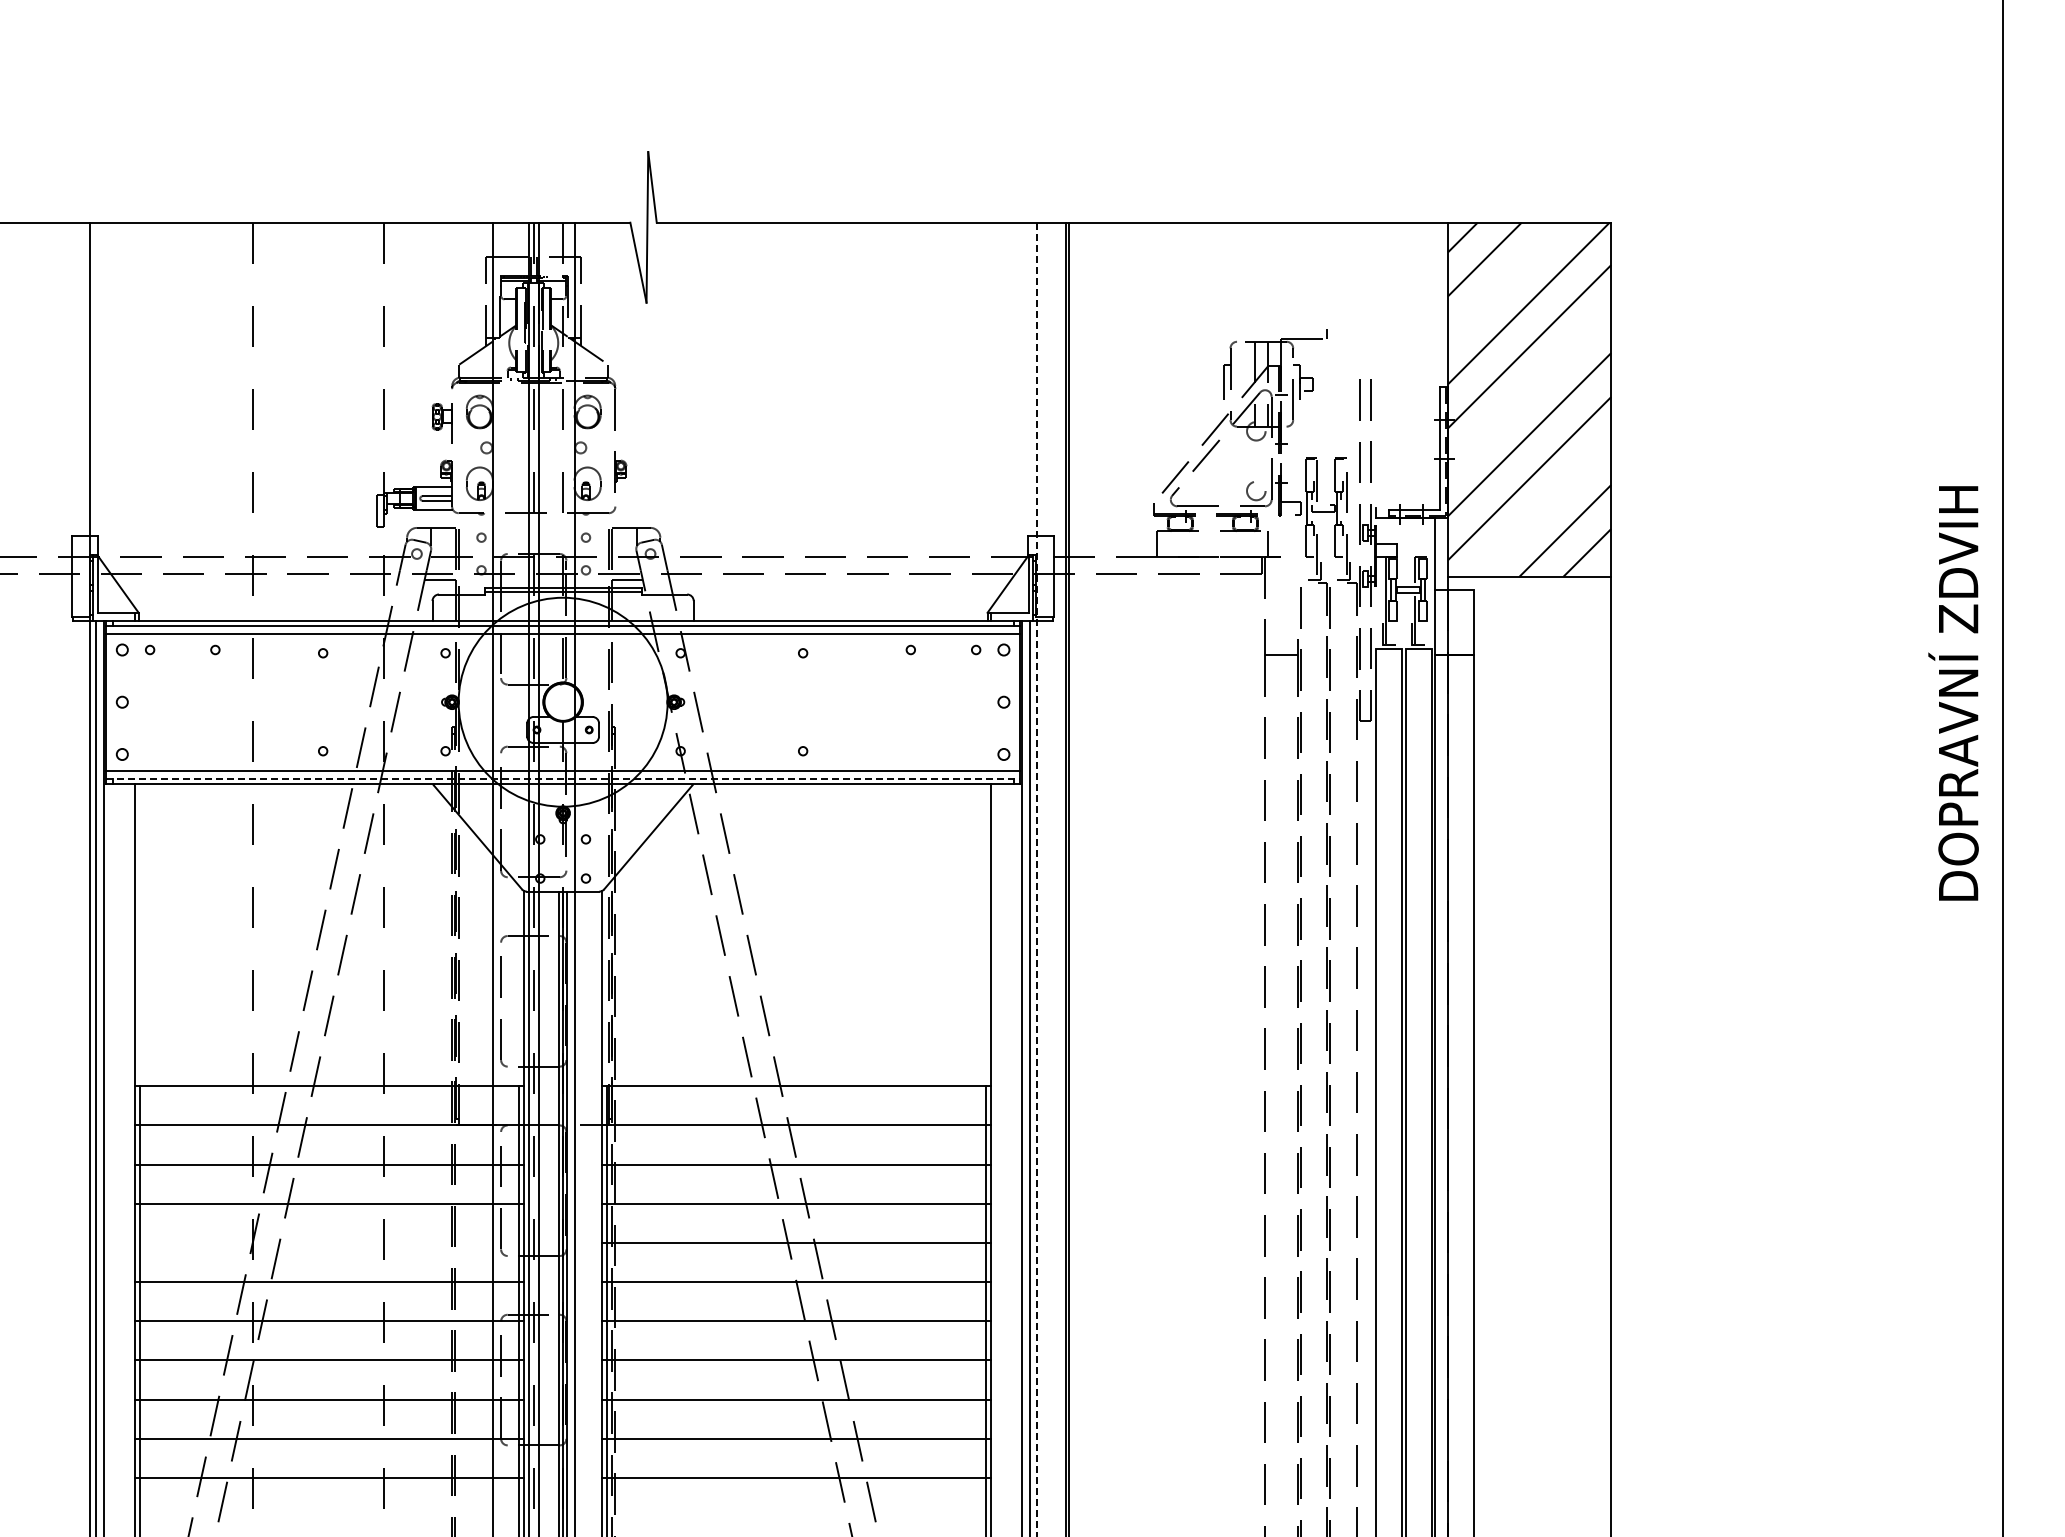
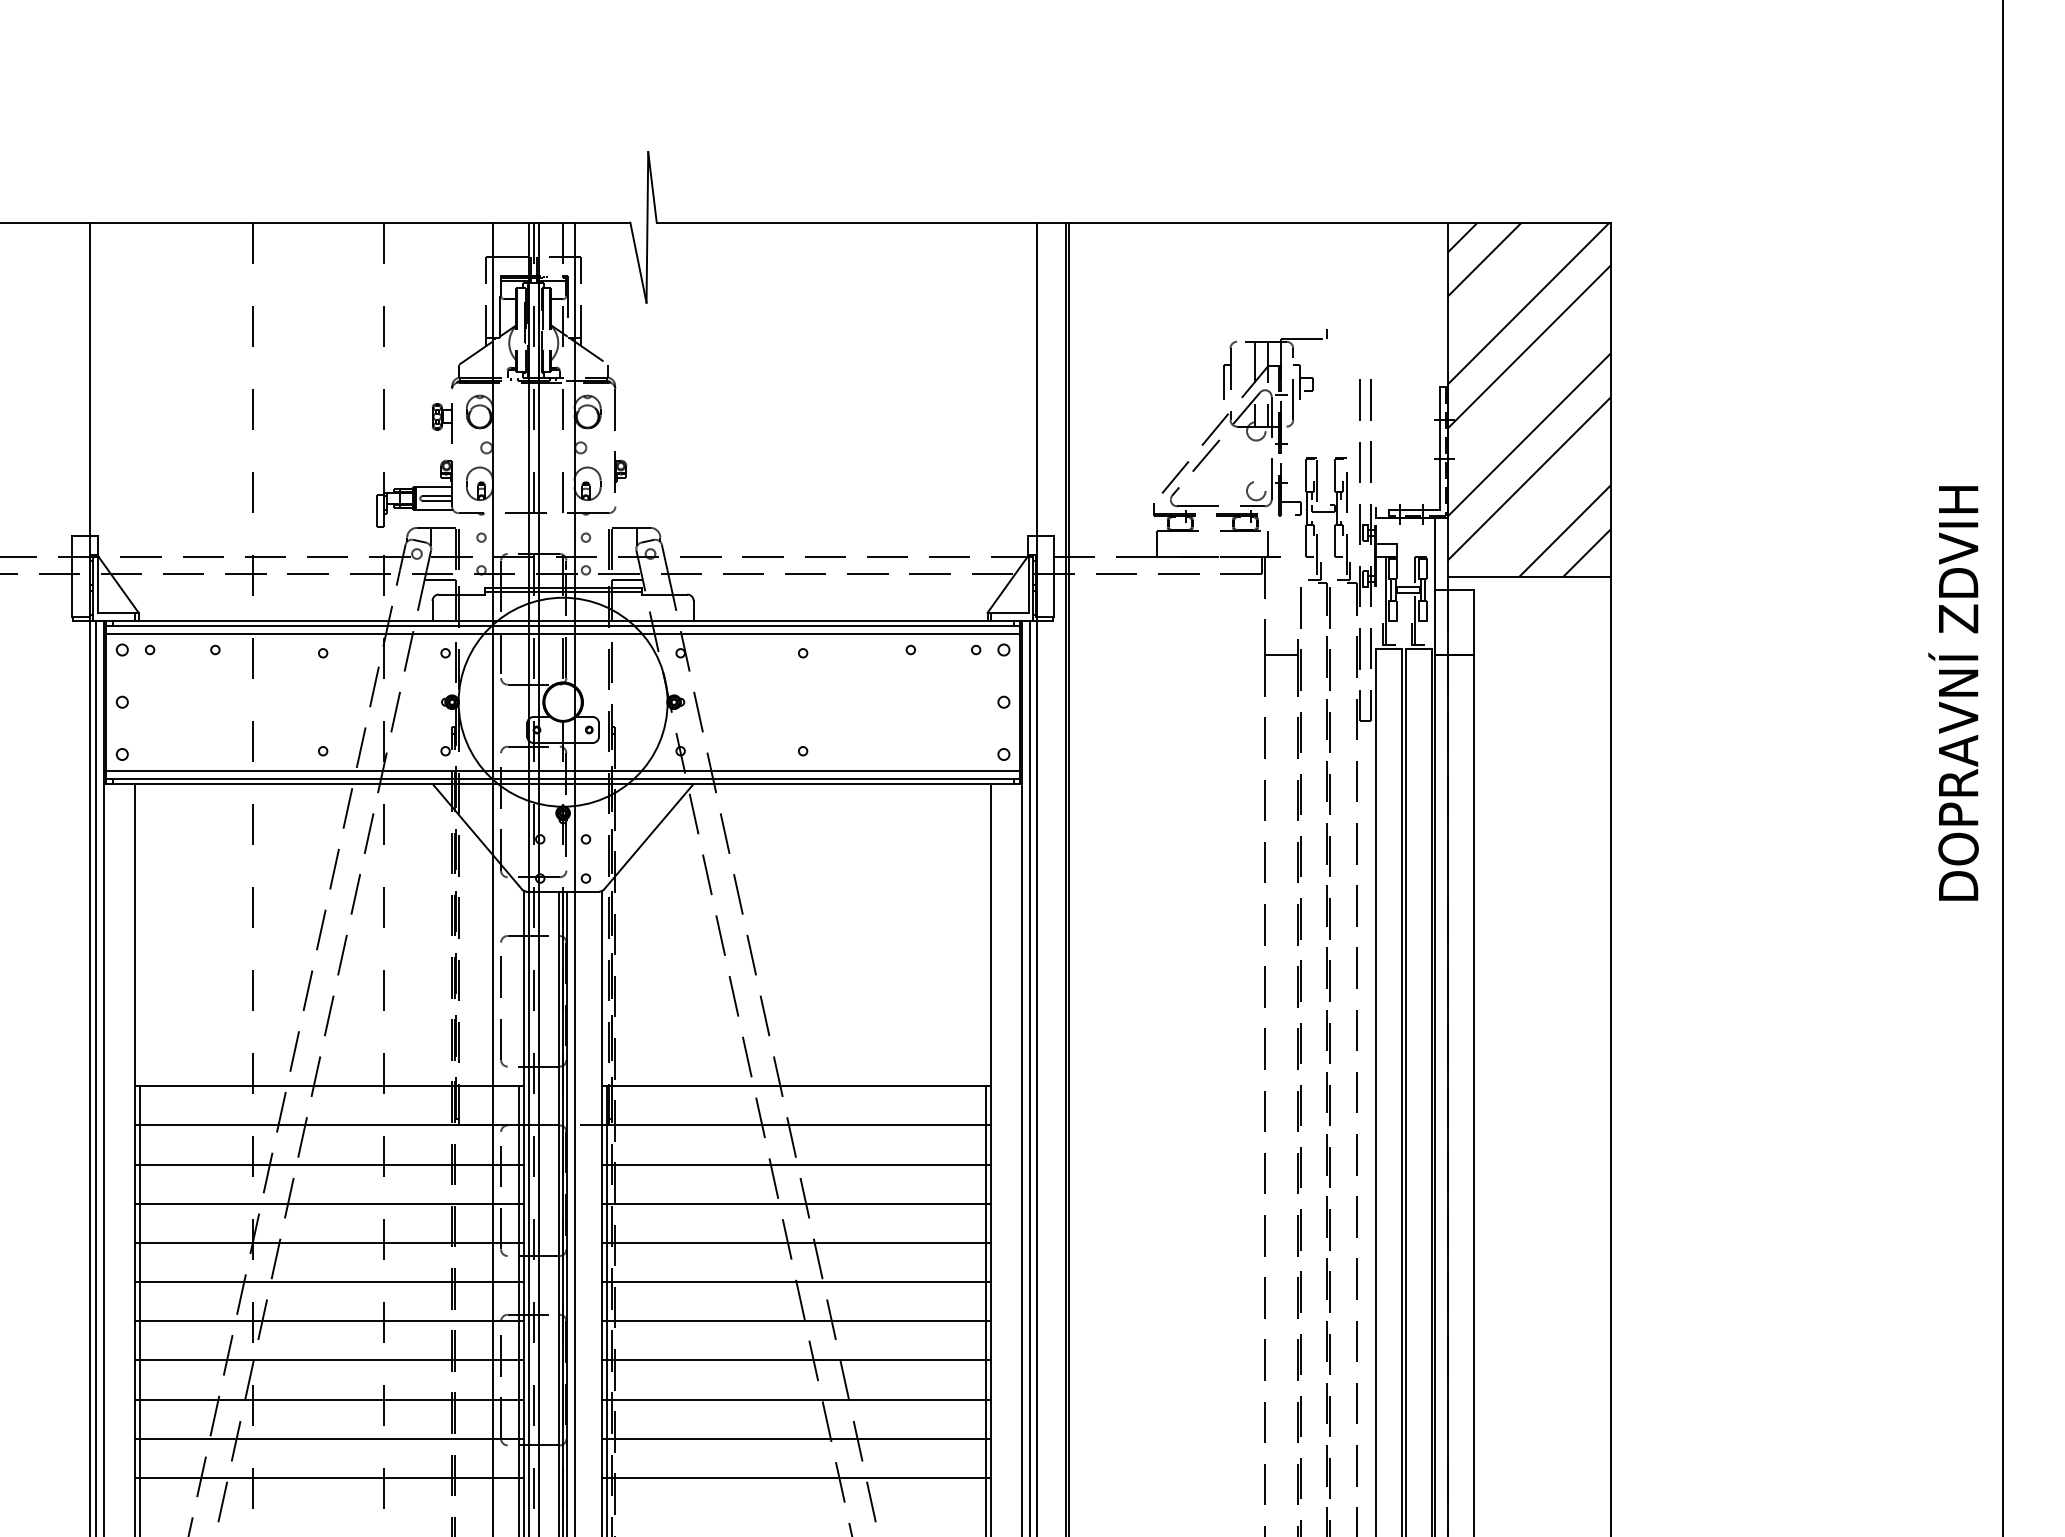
line: dashed -> solid (563, 778)
line: dashed -> solid (1036, 879)
line: none -> present (329, 1242)
